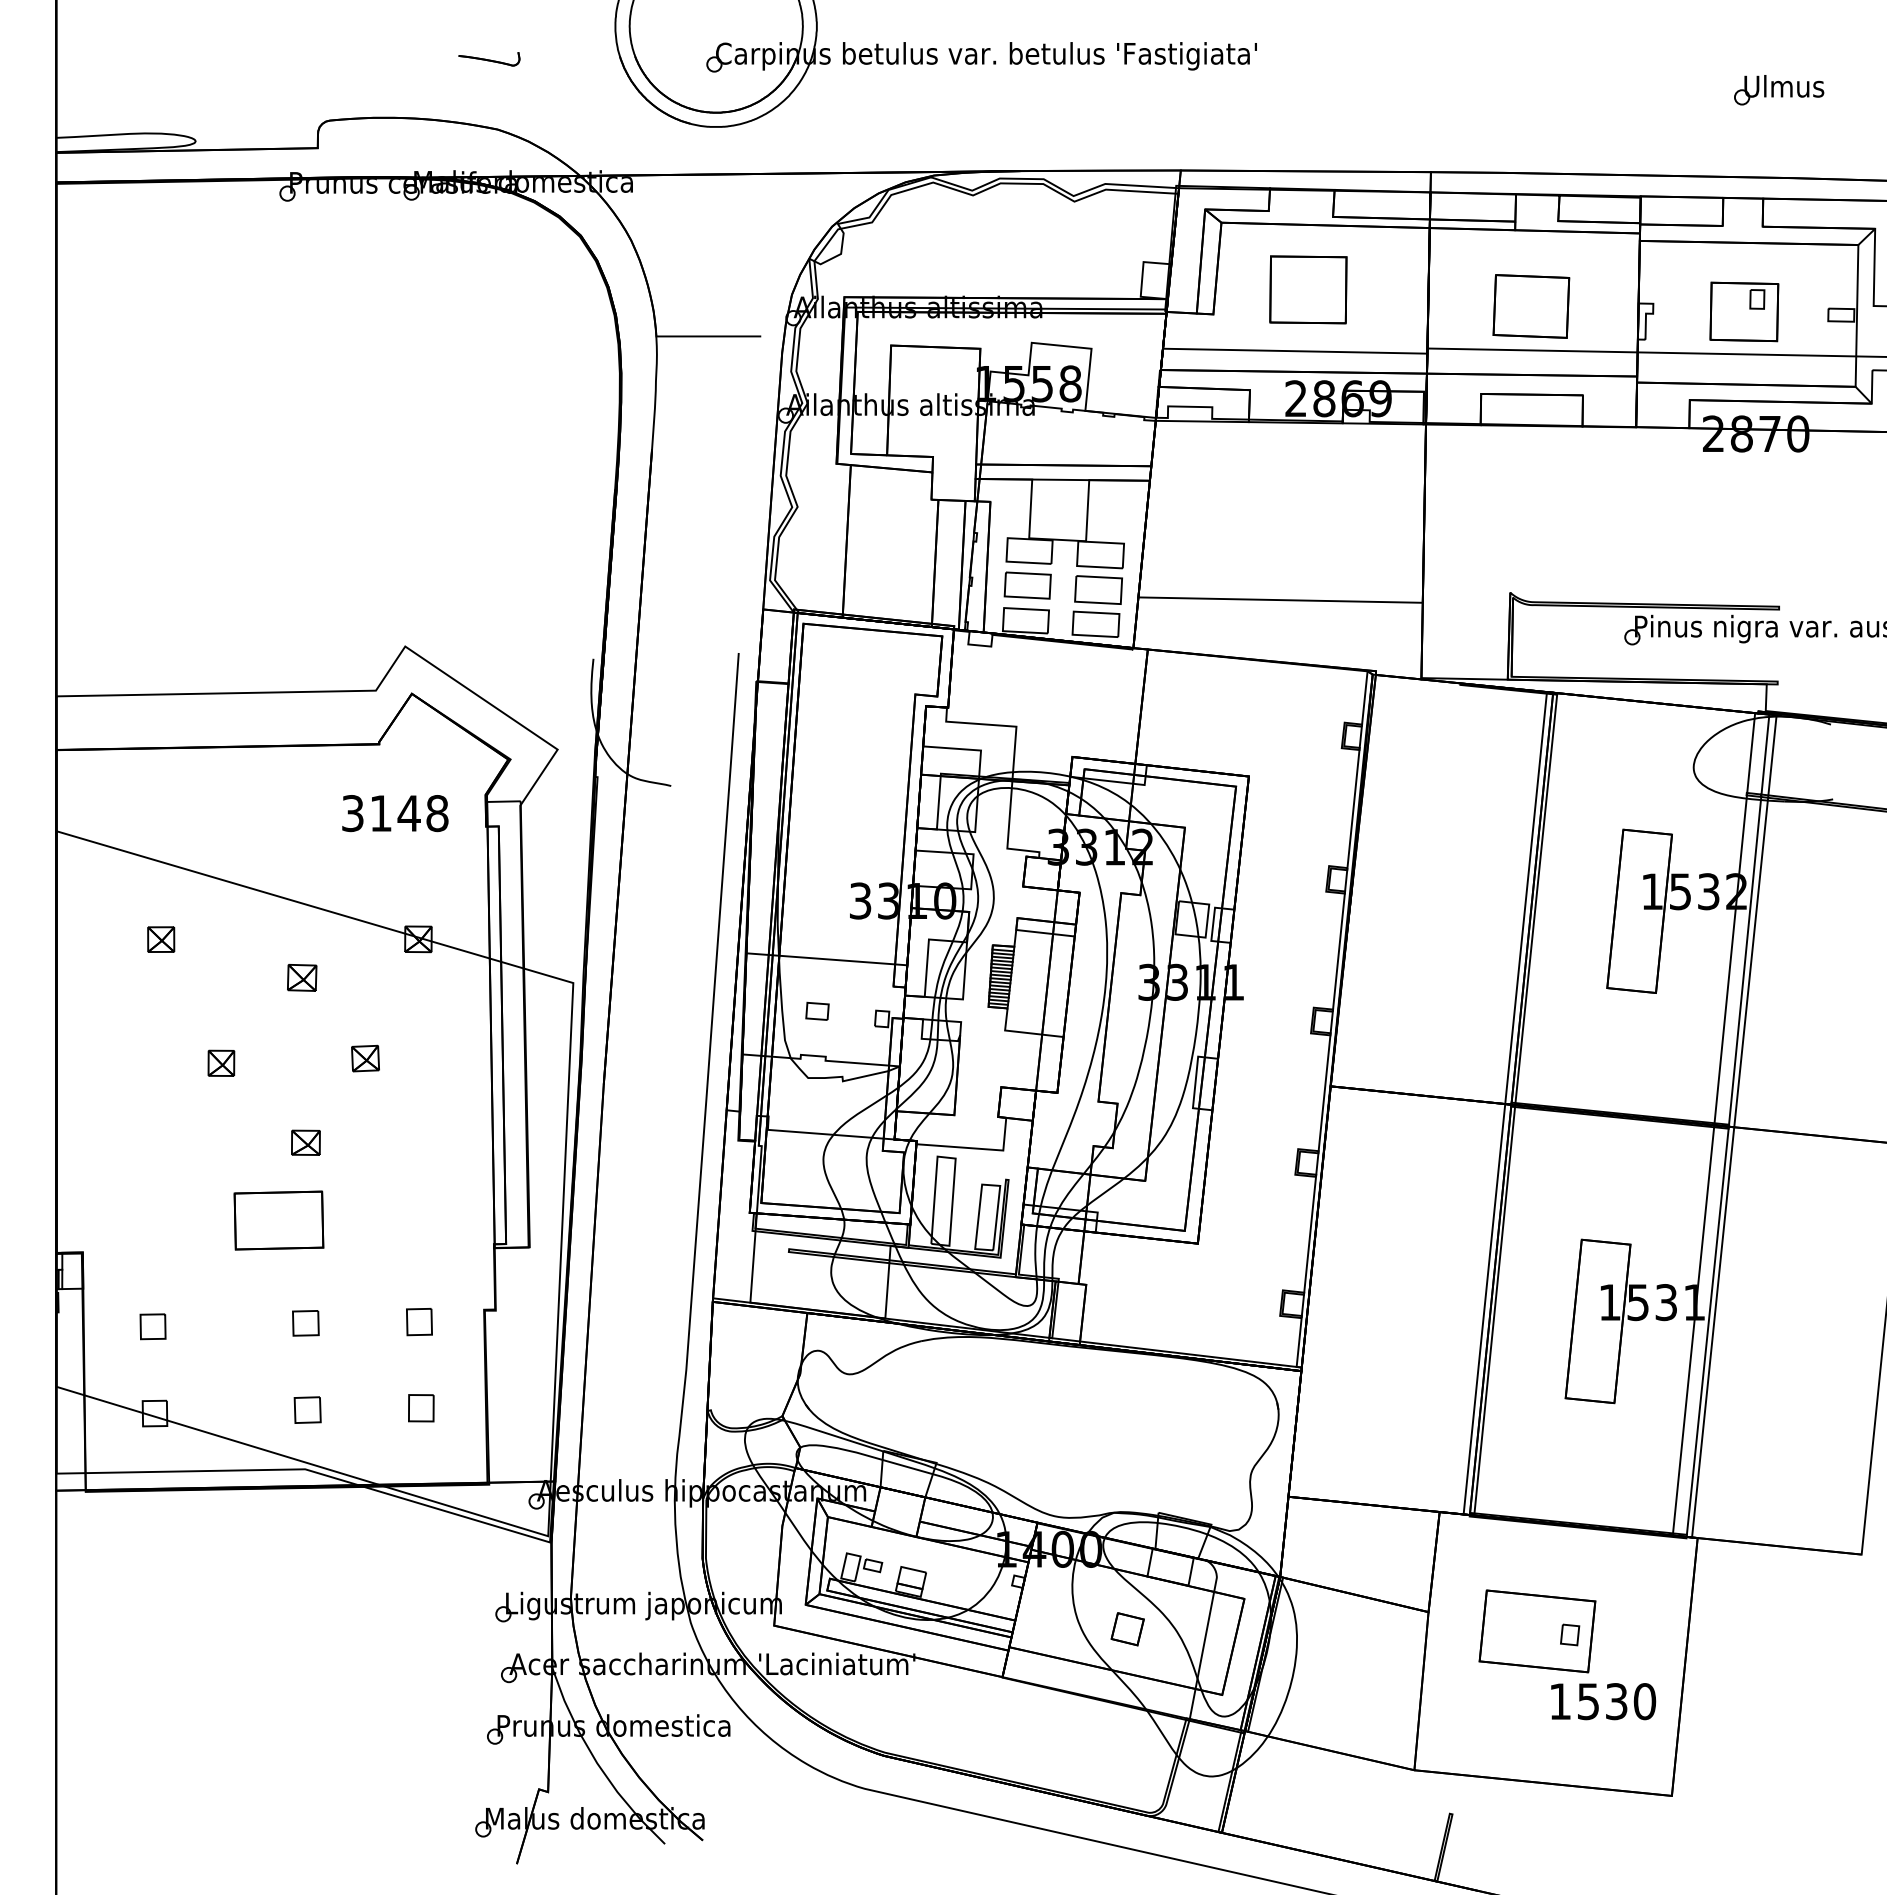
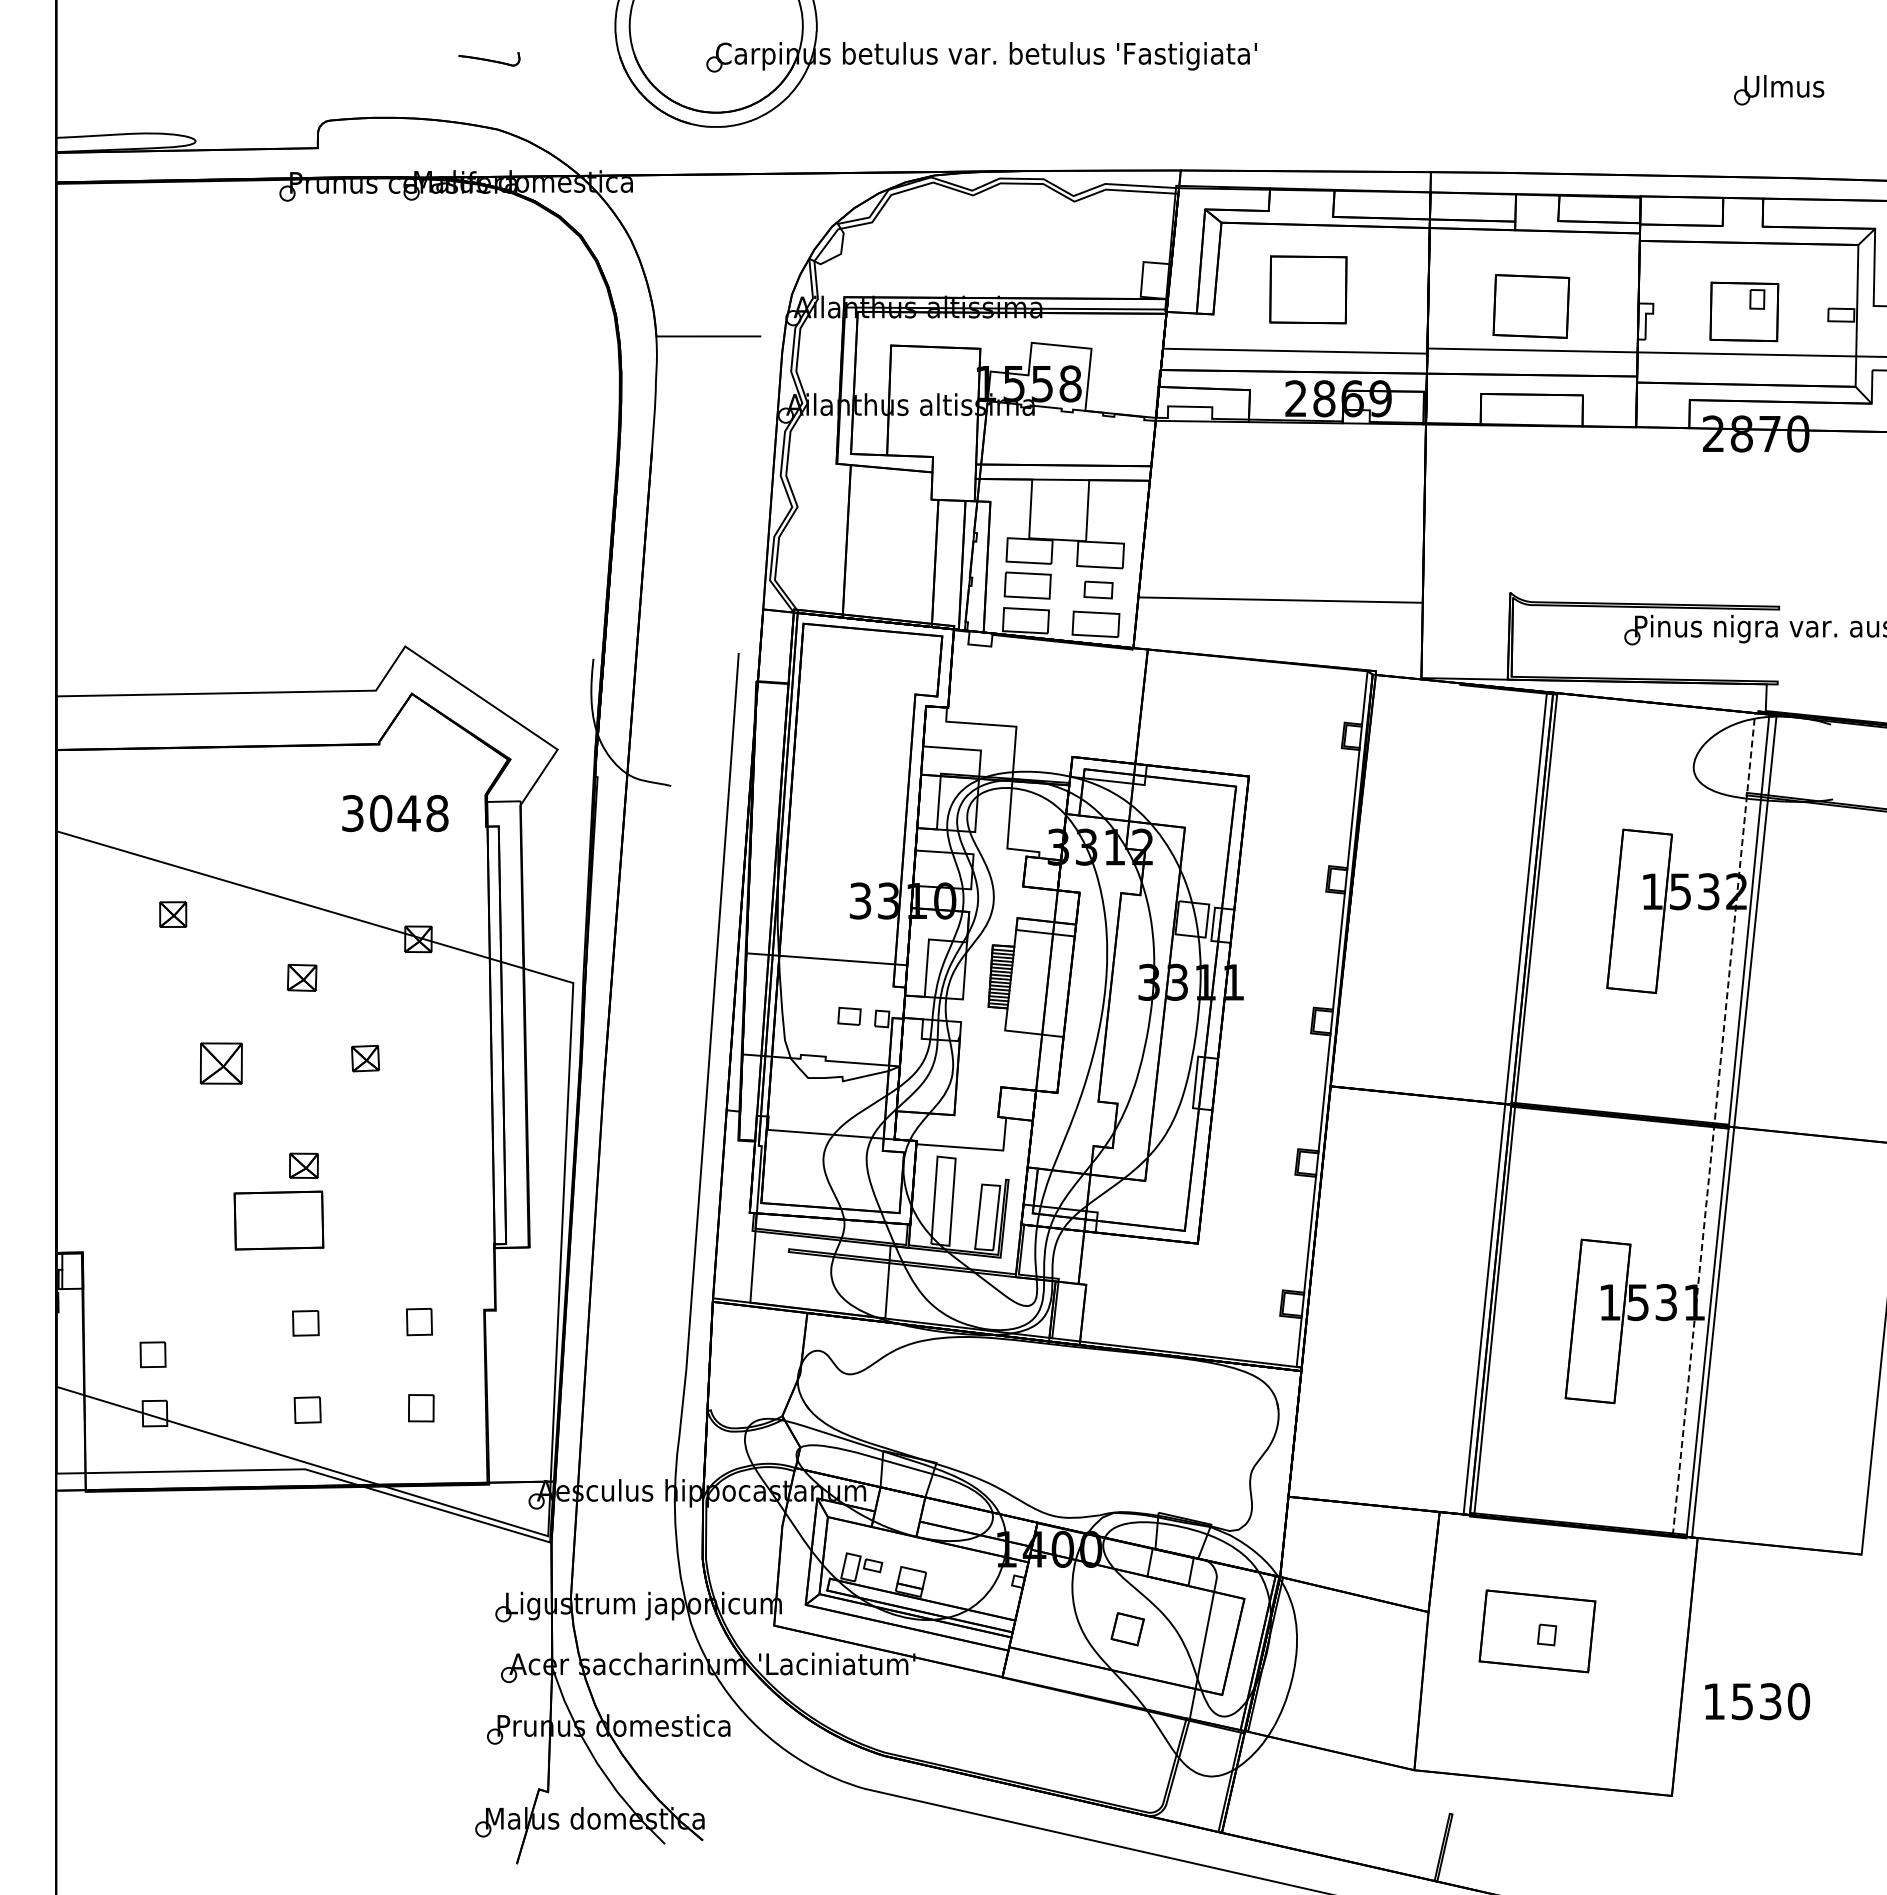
part size: 49x30 px -> 31x20 px (1098, 589)
text: 3148 -> 3048 (381, 813)
part position: (161, 939) -> (173, 914) (173, 914)
part position: (817, 1010) -> (849, 1015) (849, 1015)
part size: 29x28 px -> 44x43 px (220, 1063)
line: solid -> dashed (1714, 1124)
part position: (305, 1142) -> (303, 1165) (303, 1165)
part position: (152, 1326) -> (152, 1354) (152, 1354)
part position: (1570, 1634) -> (1547, 1634) (1547, 1634)
text position: (1603, 1701) -> (1757, 1701) (1757, 1701)
